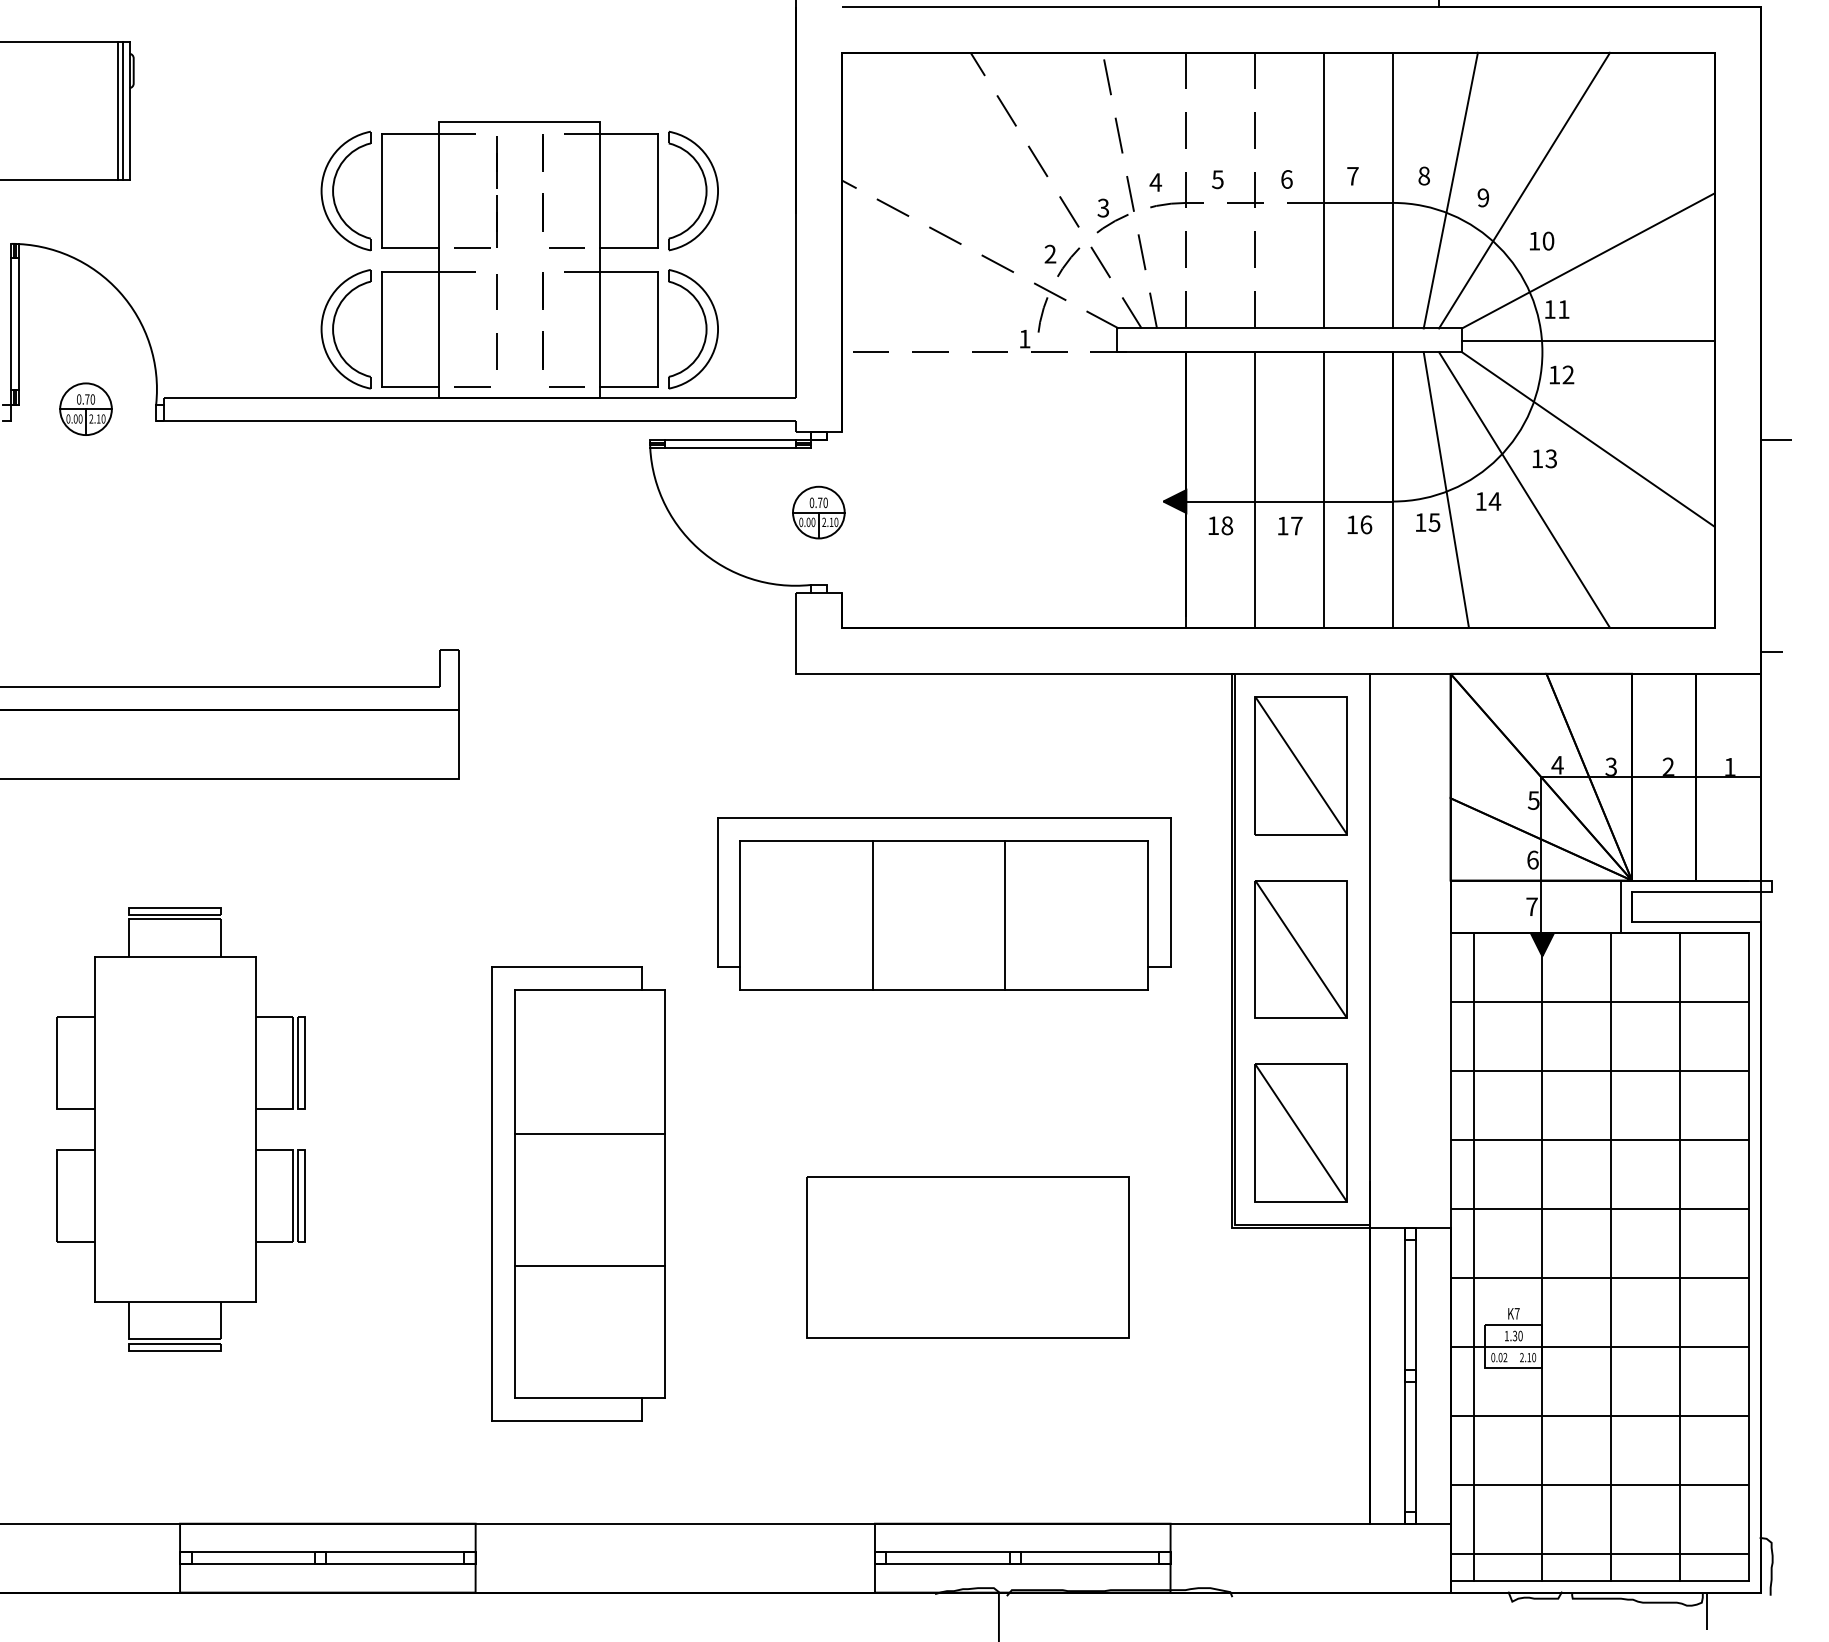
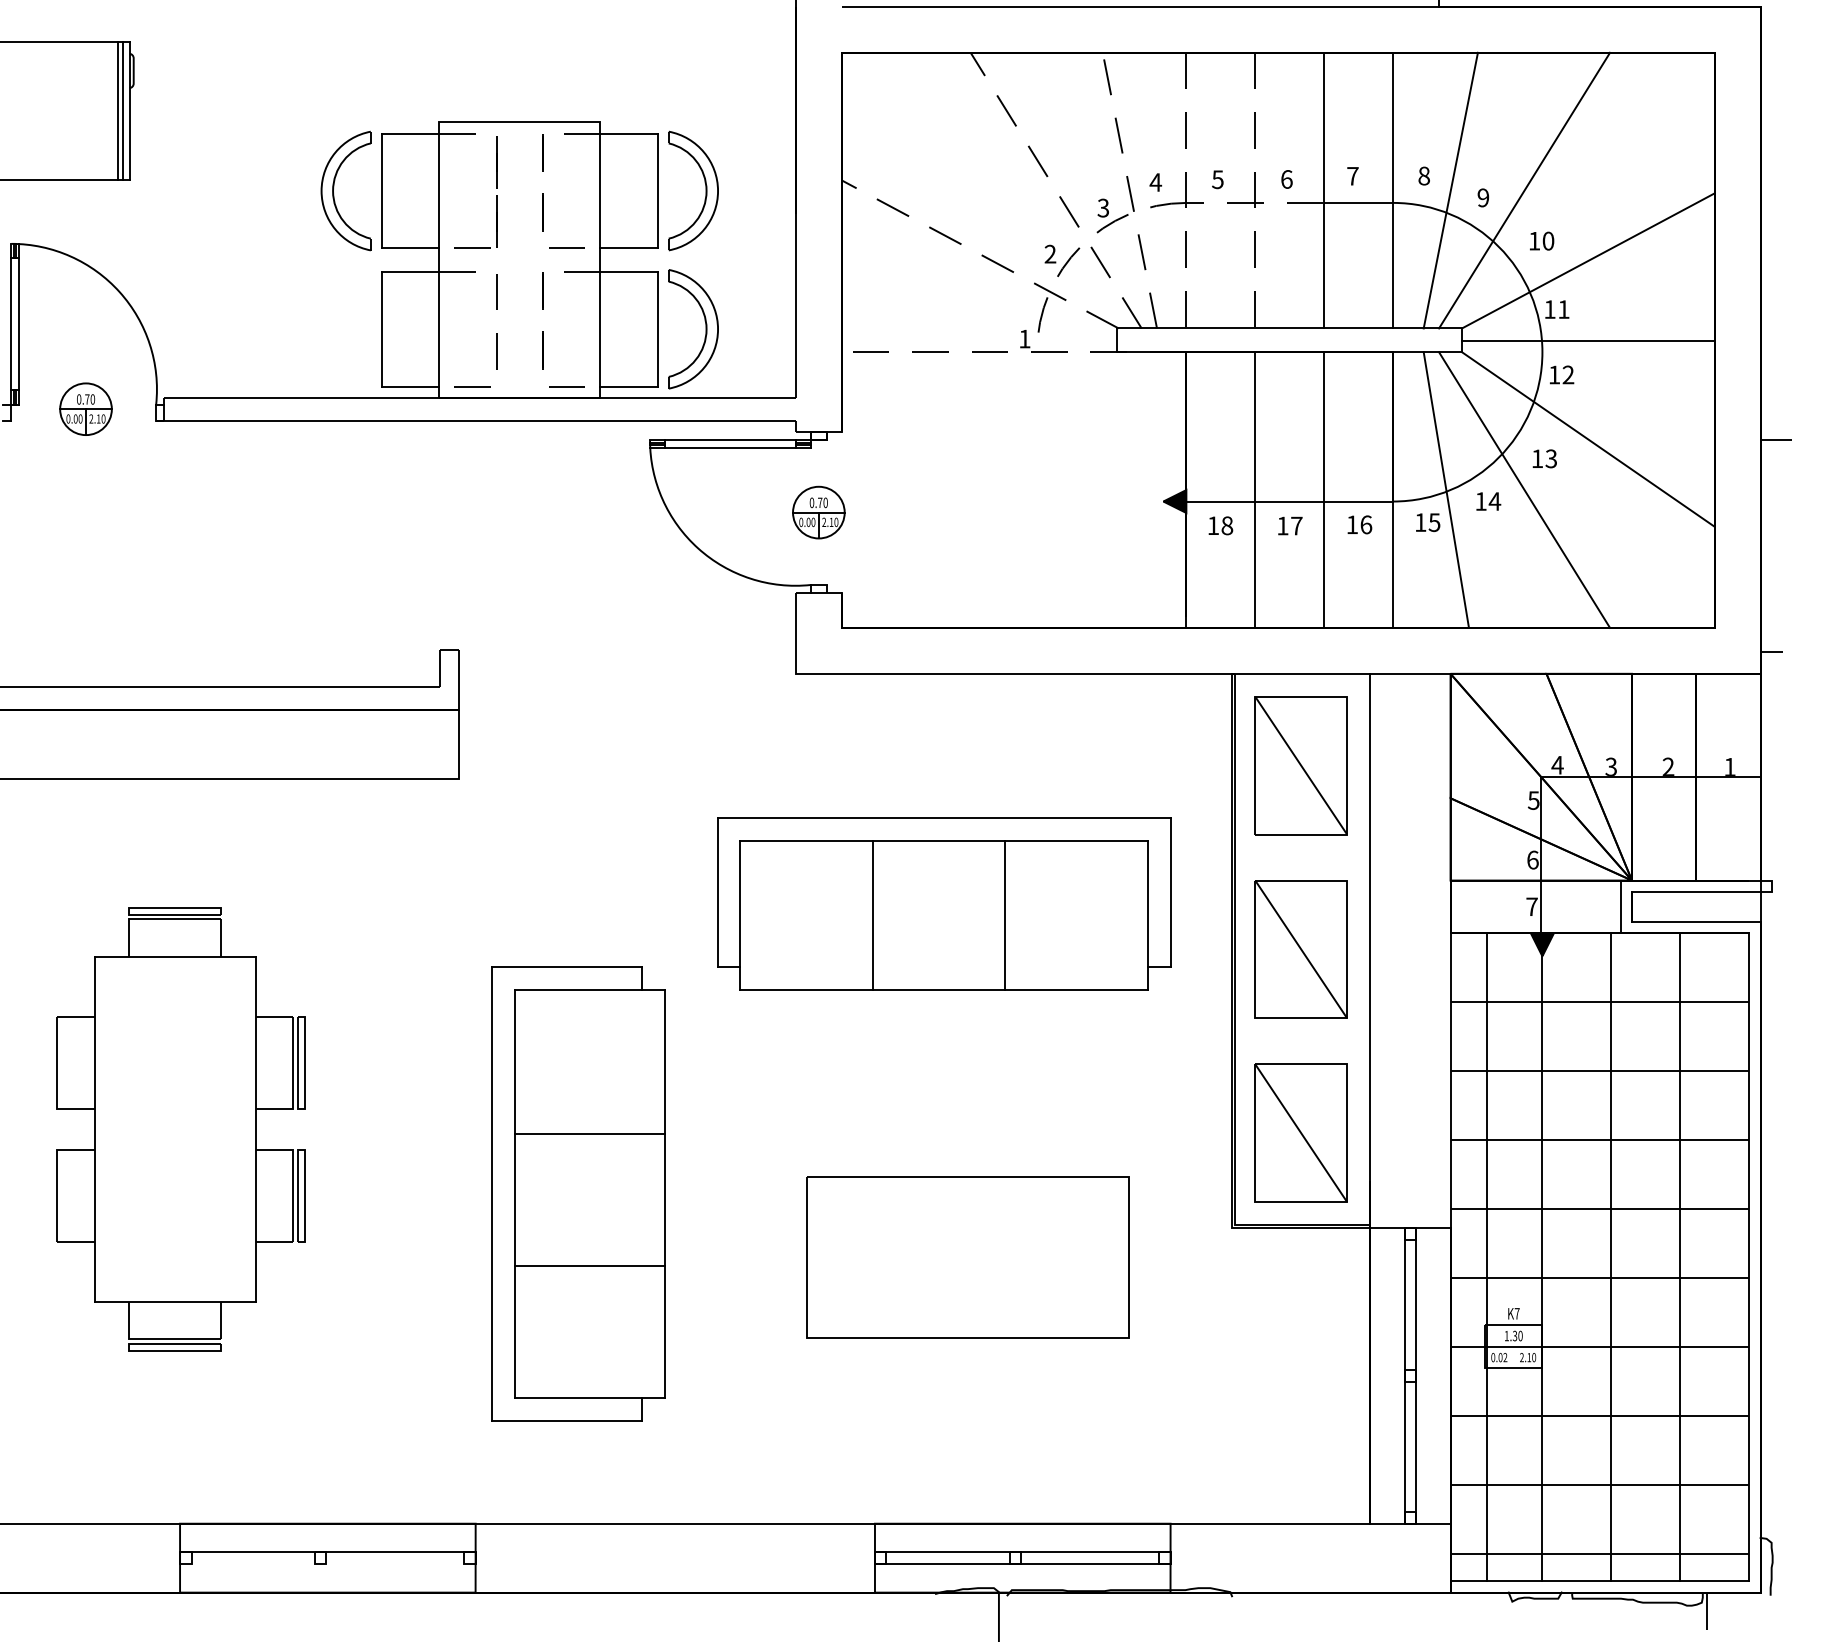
part: present -> none (334, 332)
line position: (1473, 1257) -> (1486, 1257) (1486, 1257)
line: present -> none (327, 1563)
